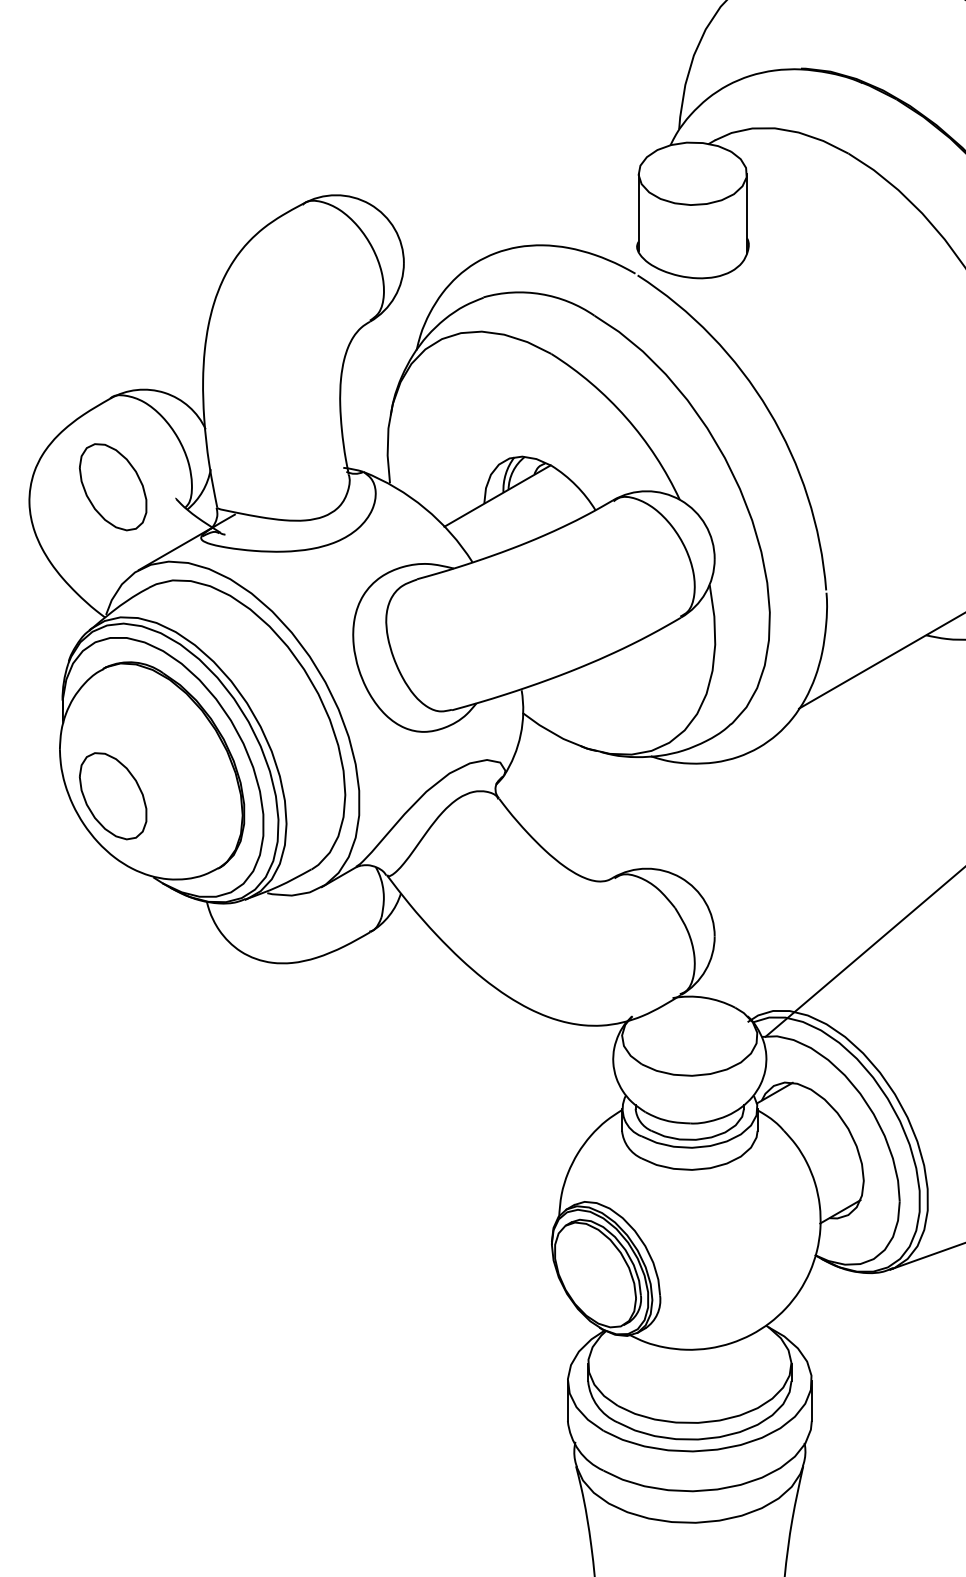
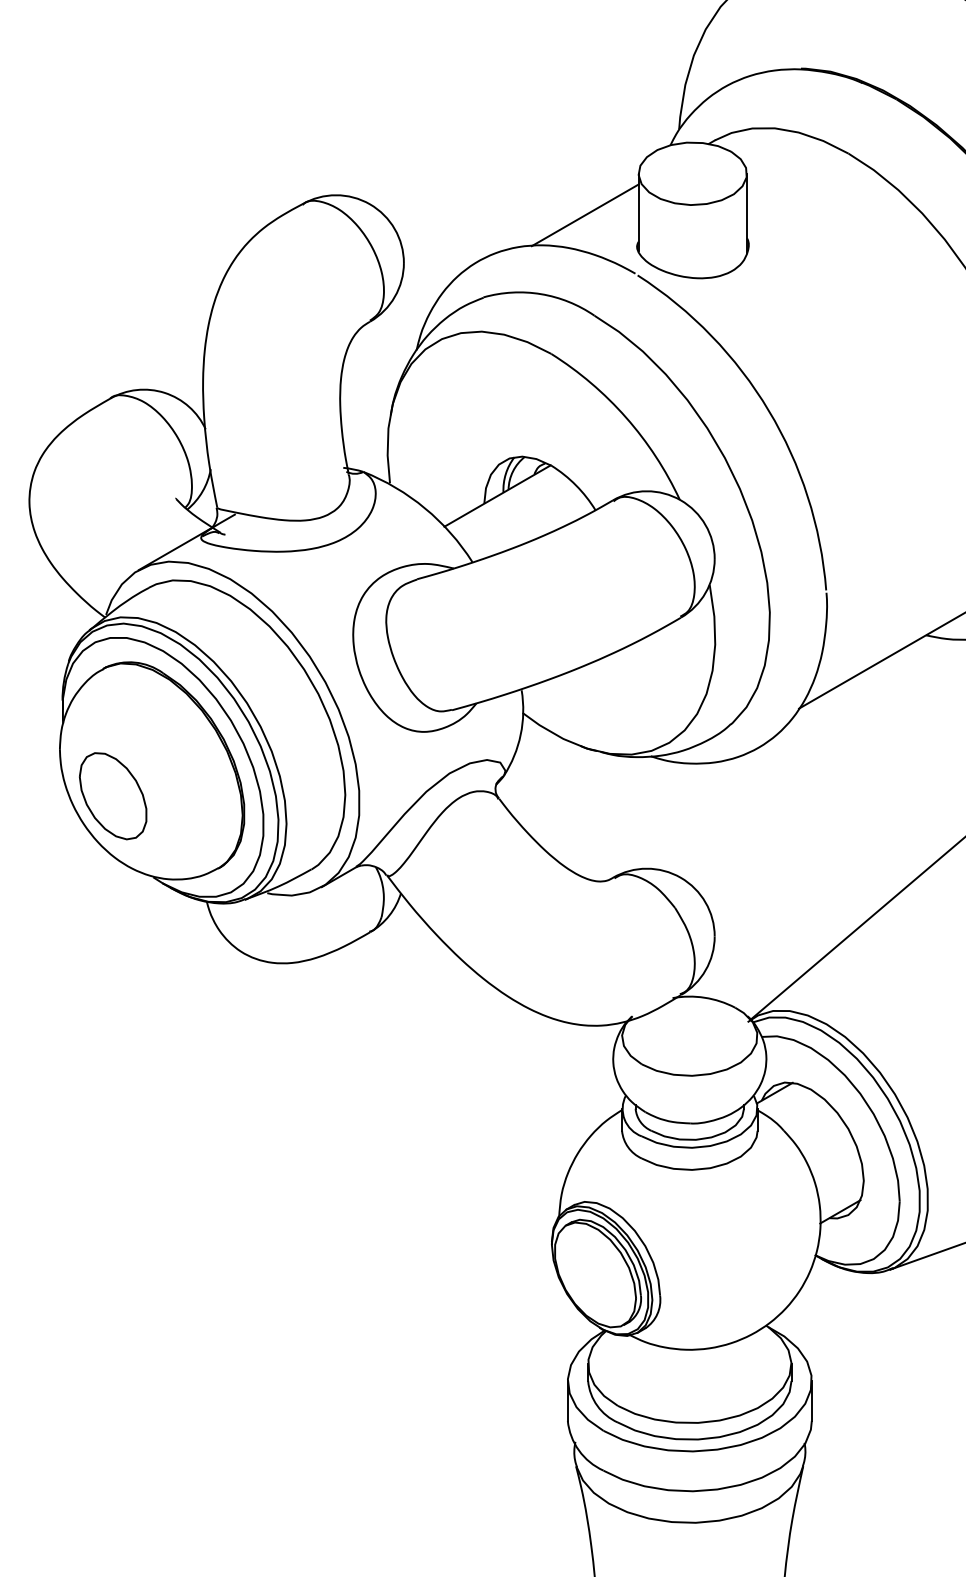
line: none -> present (584, 215)
part: present -> none (113, 487)
line position: (863, 952) -> (856, 929) (856, 929)
